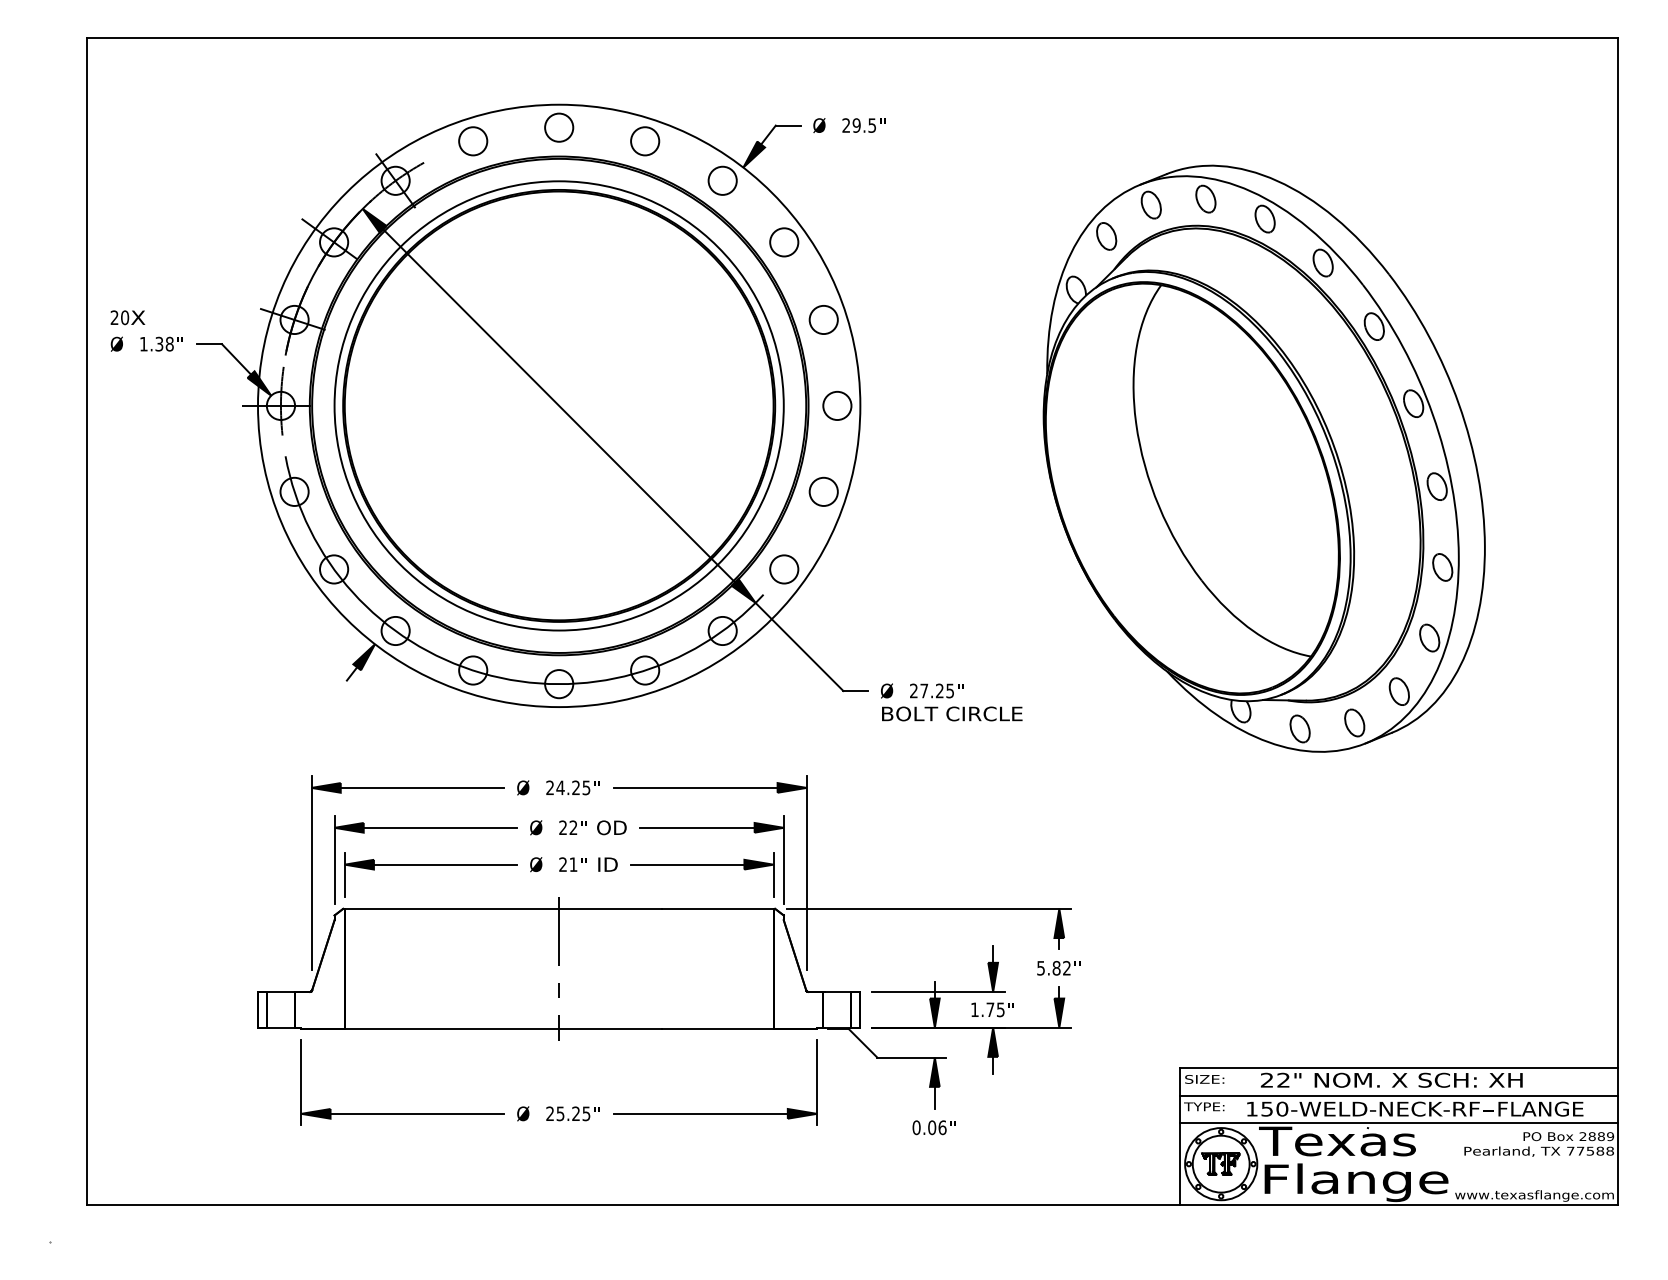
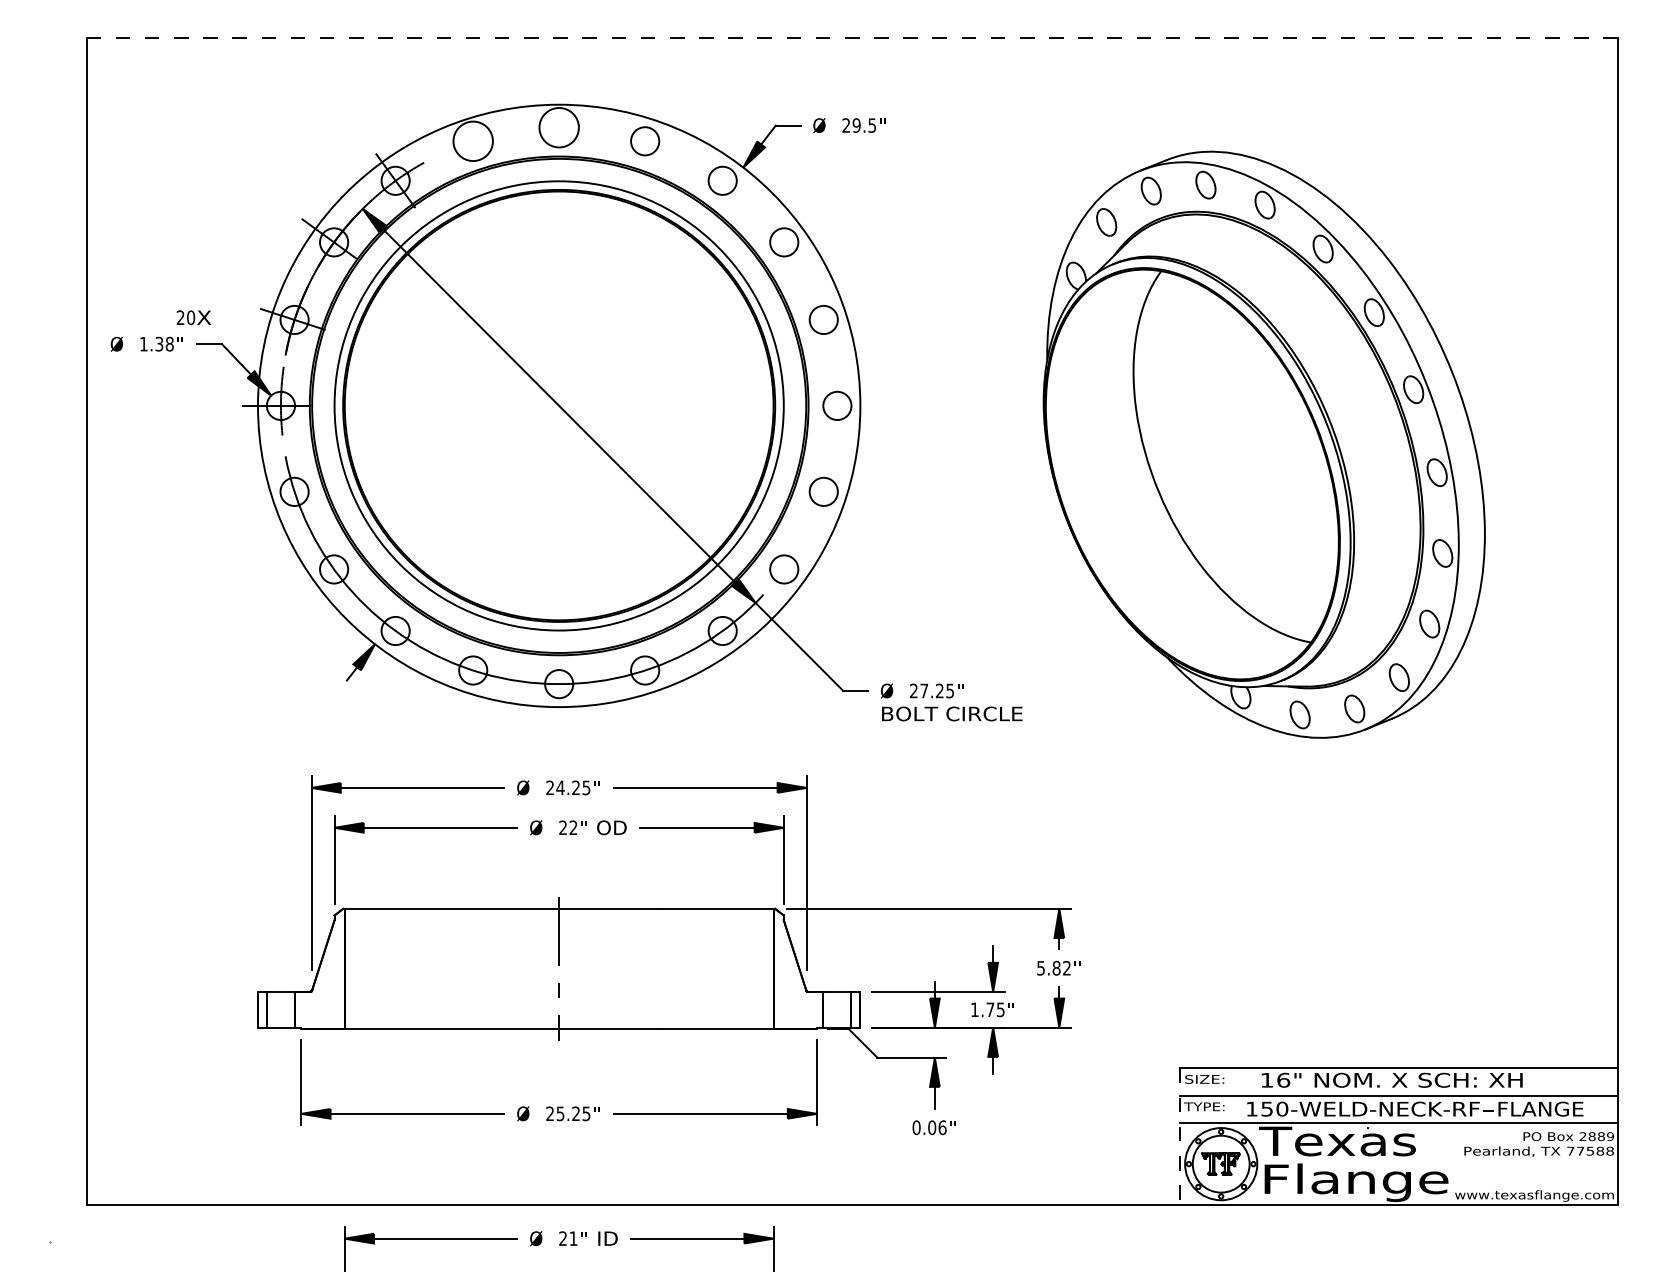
line: solid -> dashed (852, 38)
circle diameter: 28 px -> 39 px (558, 127)
circle diameter: 28 px -> 39 px (472, 141)
text position: (127, 317) -> (193, 317) (193, 317)
part position: (1263, 458) -> (1263, 444) (1263, 444)
part position: (559, 874) -> (559, 1248) (559, 1248)
text: 22" -> 16" (1275, 1079)
line: solid -> dashed (1180, 1137)
